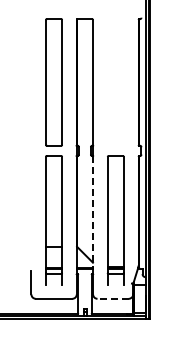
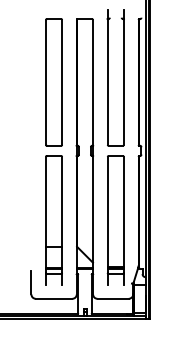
part: none -> present (108, 77)
line: dashed -> solid (92, 215)
line: dashed -> solid (113, 298)
